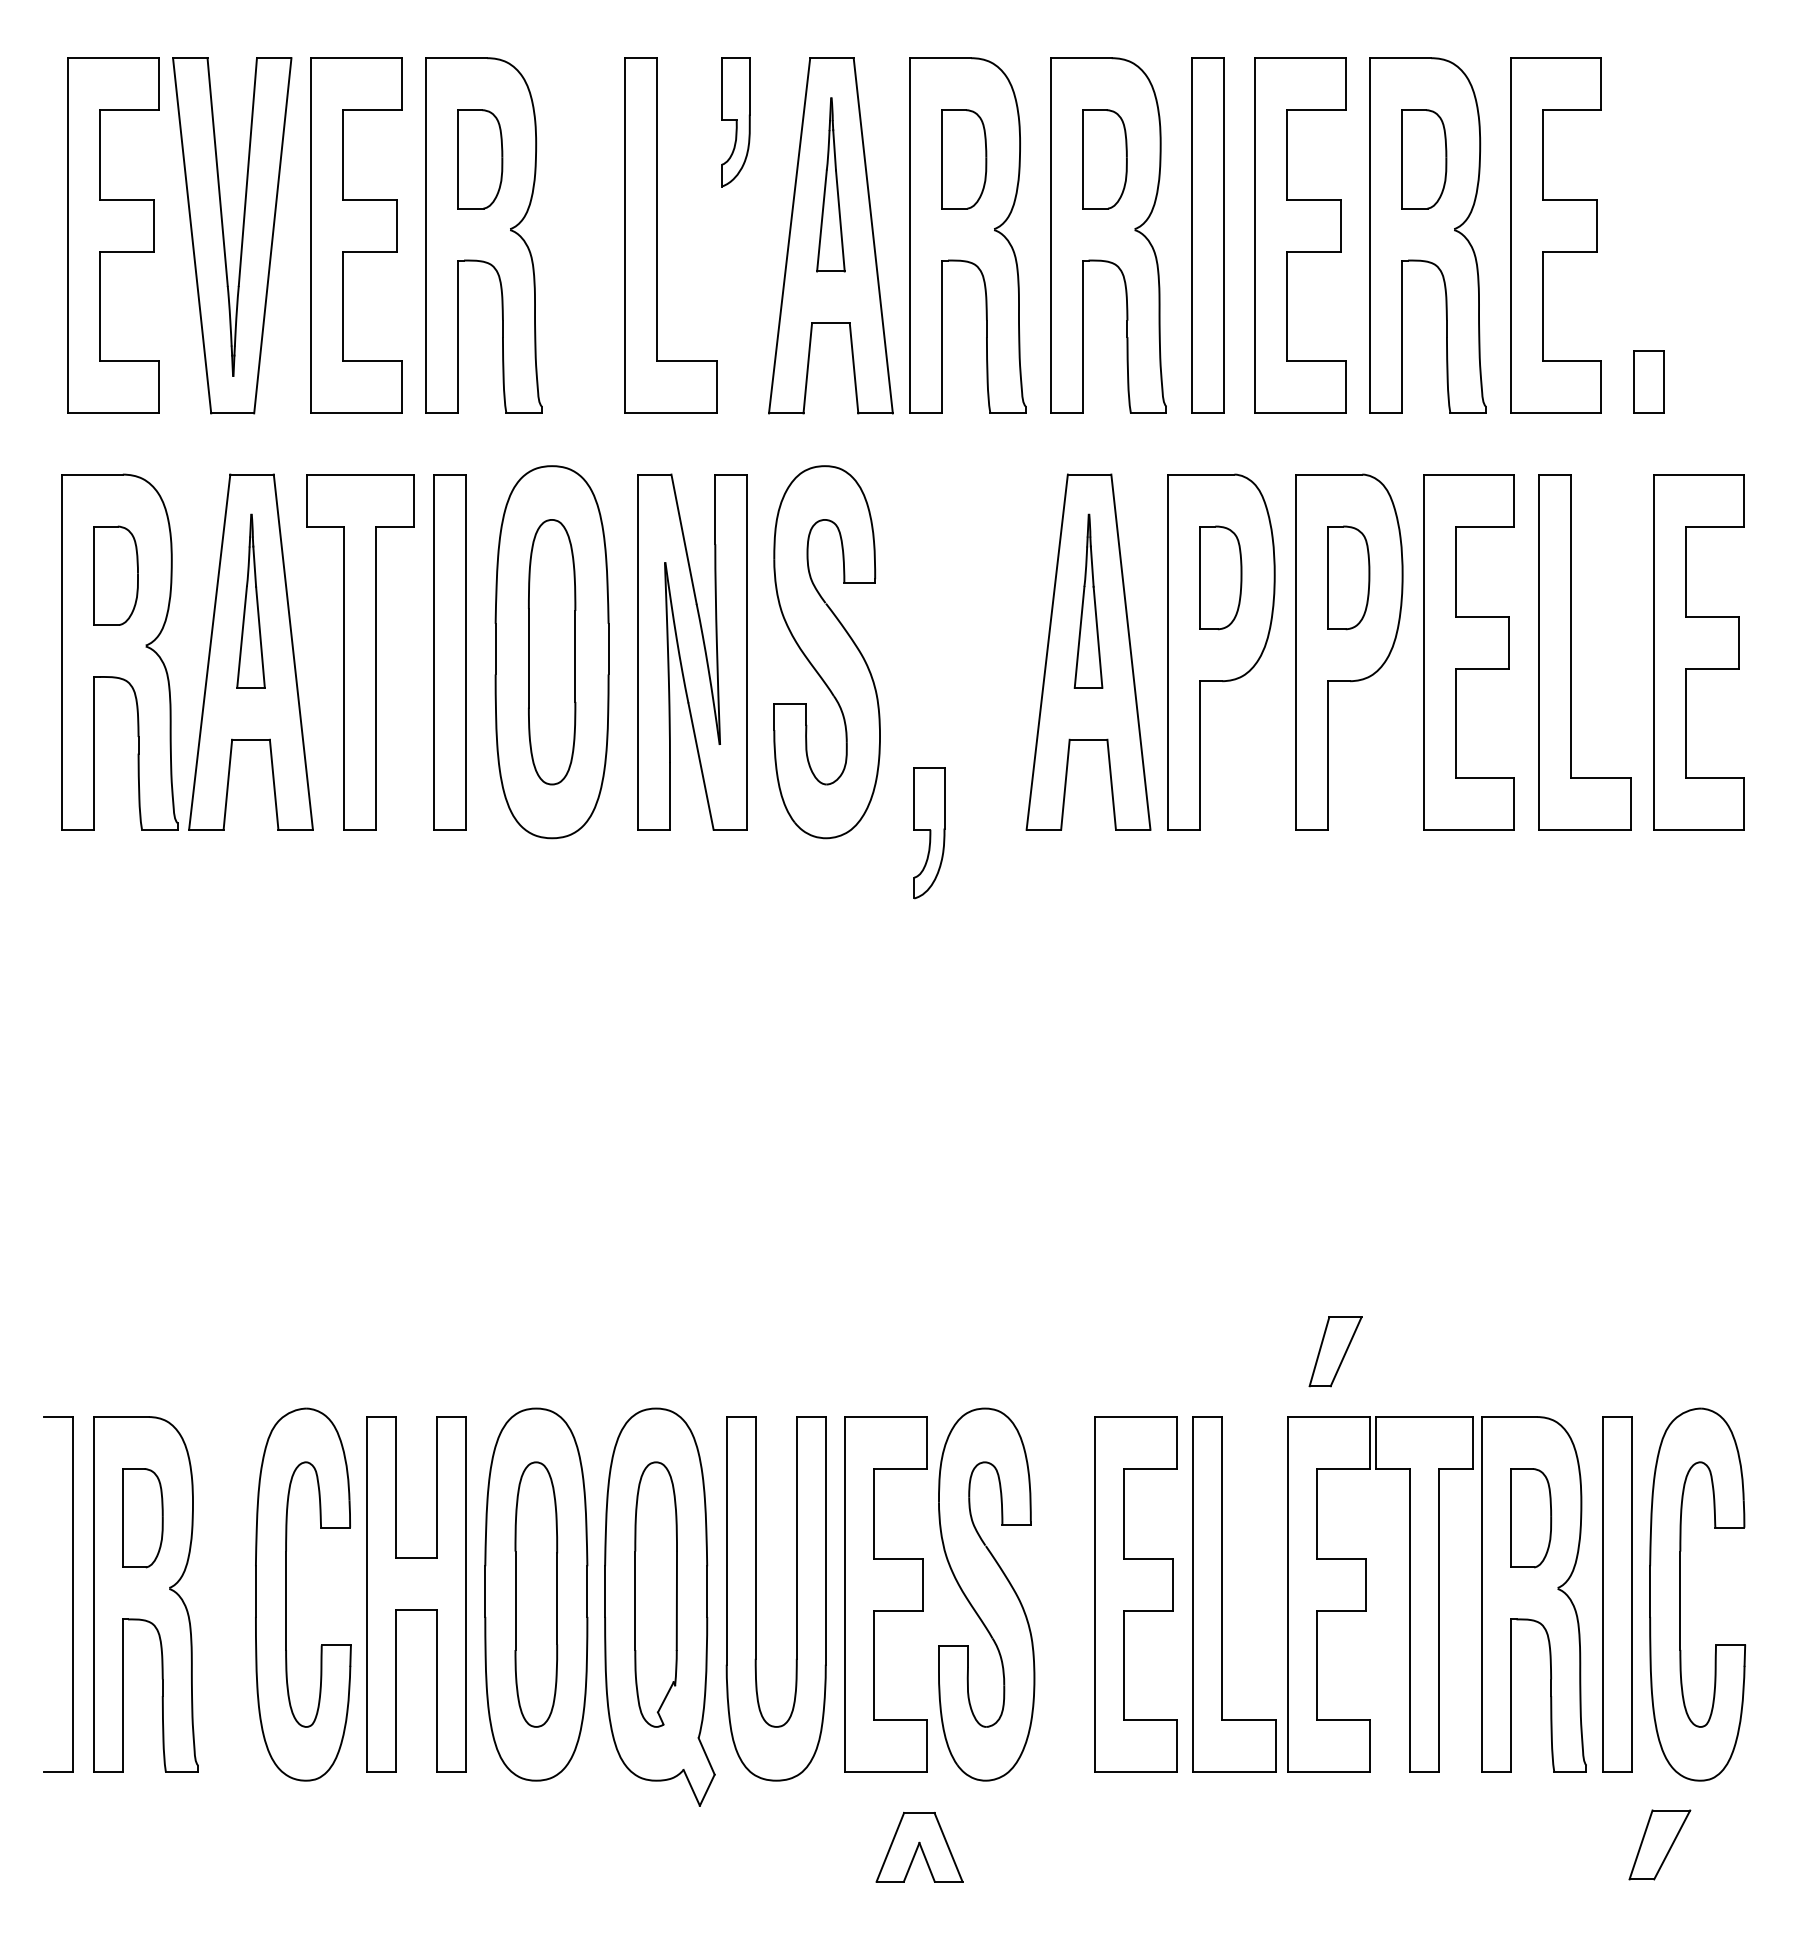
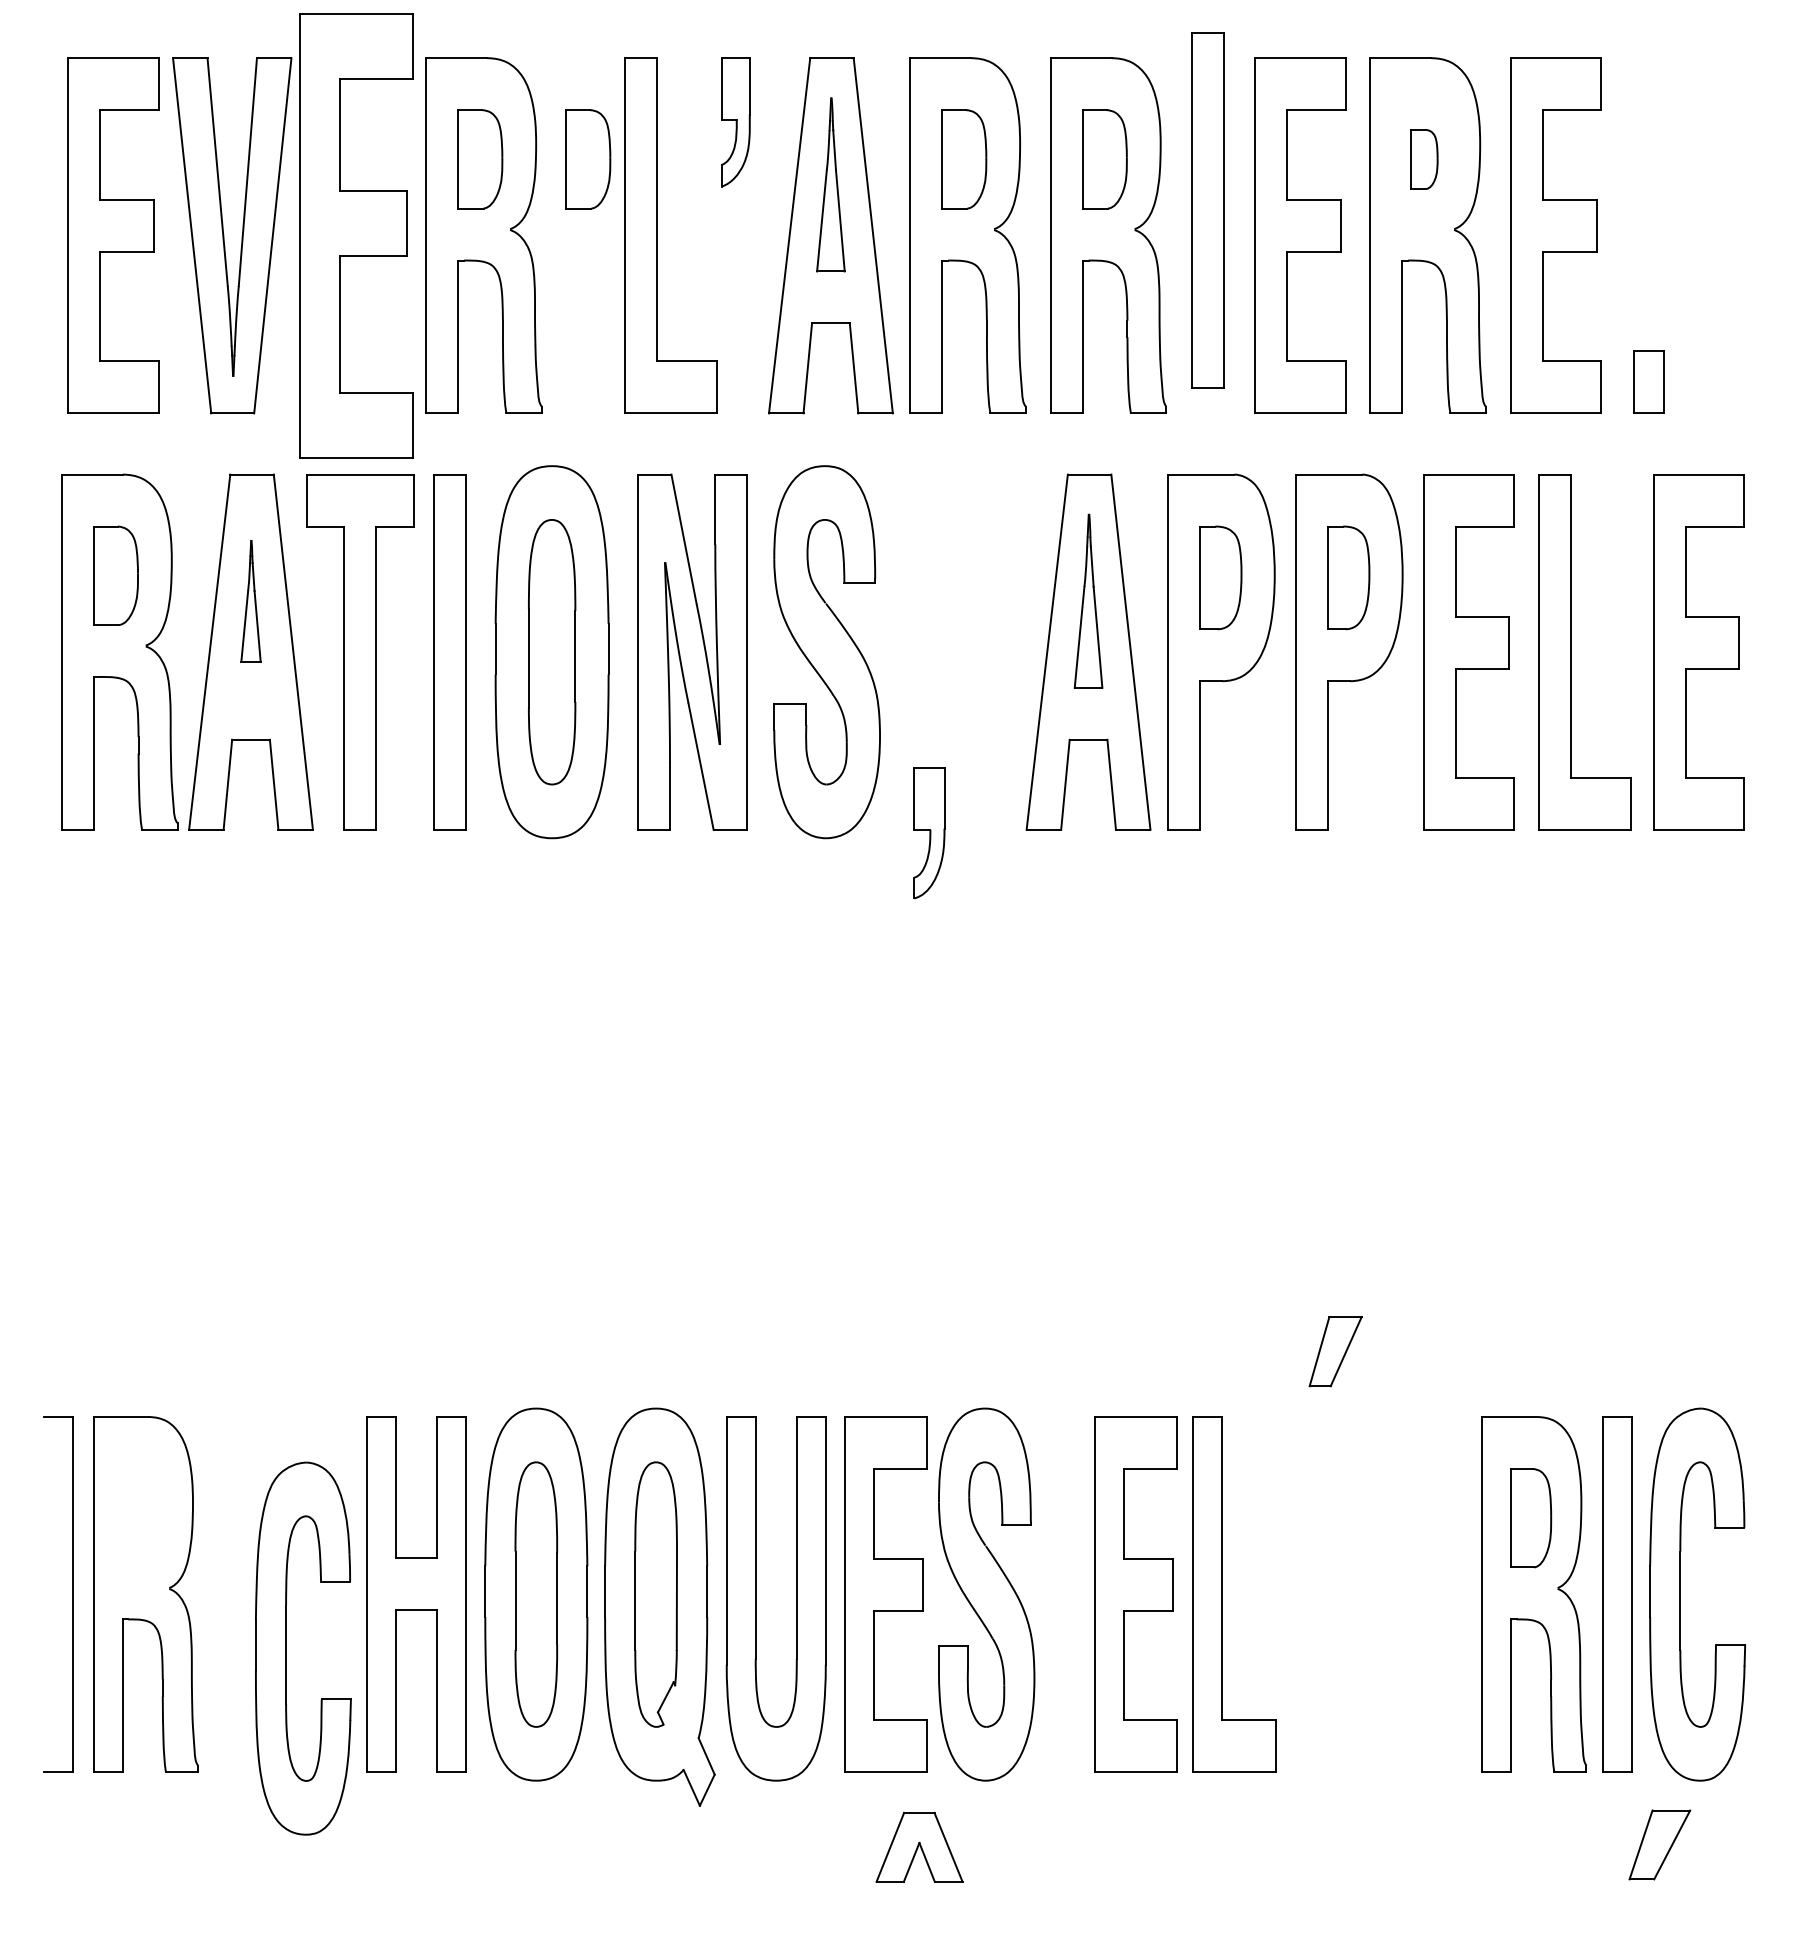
part: none -> present (588, 159)
part size: 47x101 px -> 29x61 px (1424, 159)
part size: 93x357 px -> 115x446 px (356, 235)
part position: (1207, 235) -> (1207, 210) (1207, 210)
part size: 30x176 px -> 22x123 px (250, 601)
part: present -> none (142, 1518)
part position: (286, 1594) -> (286, 1648) (286, 1648)
part: present -> none (1366, 1594)
